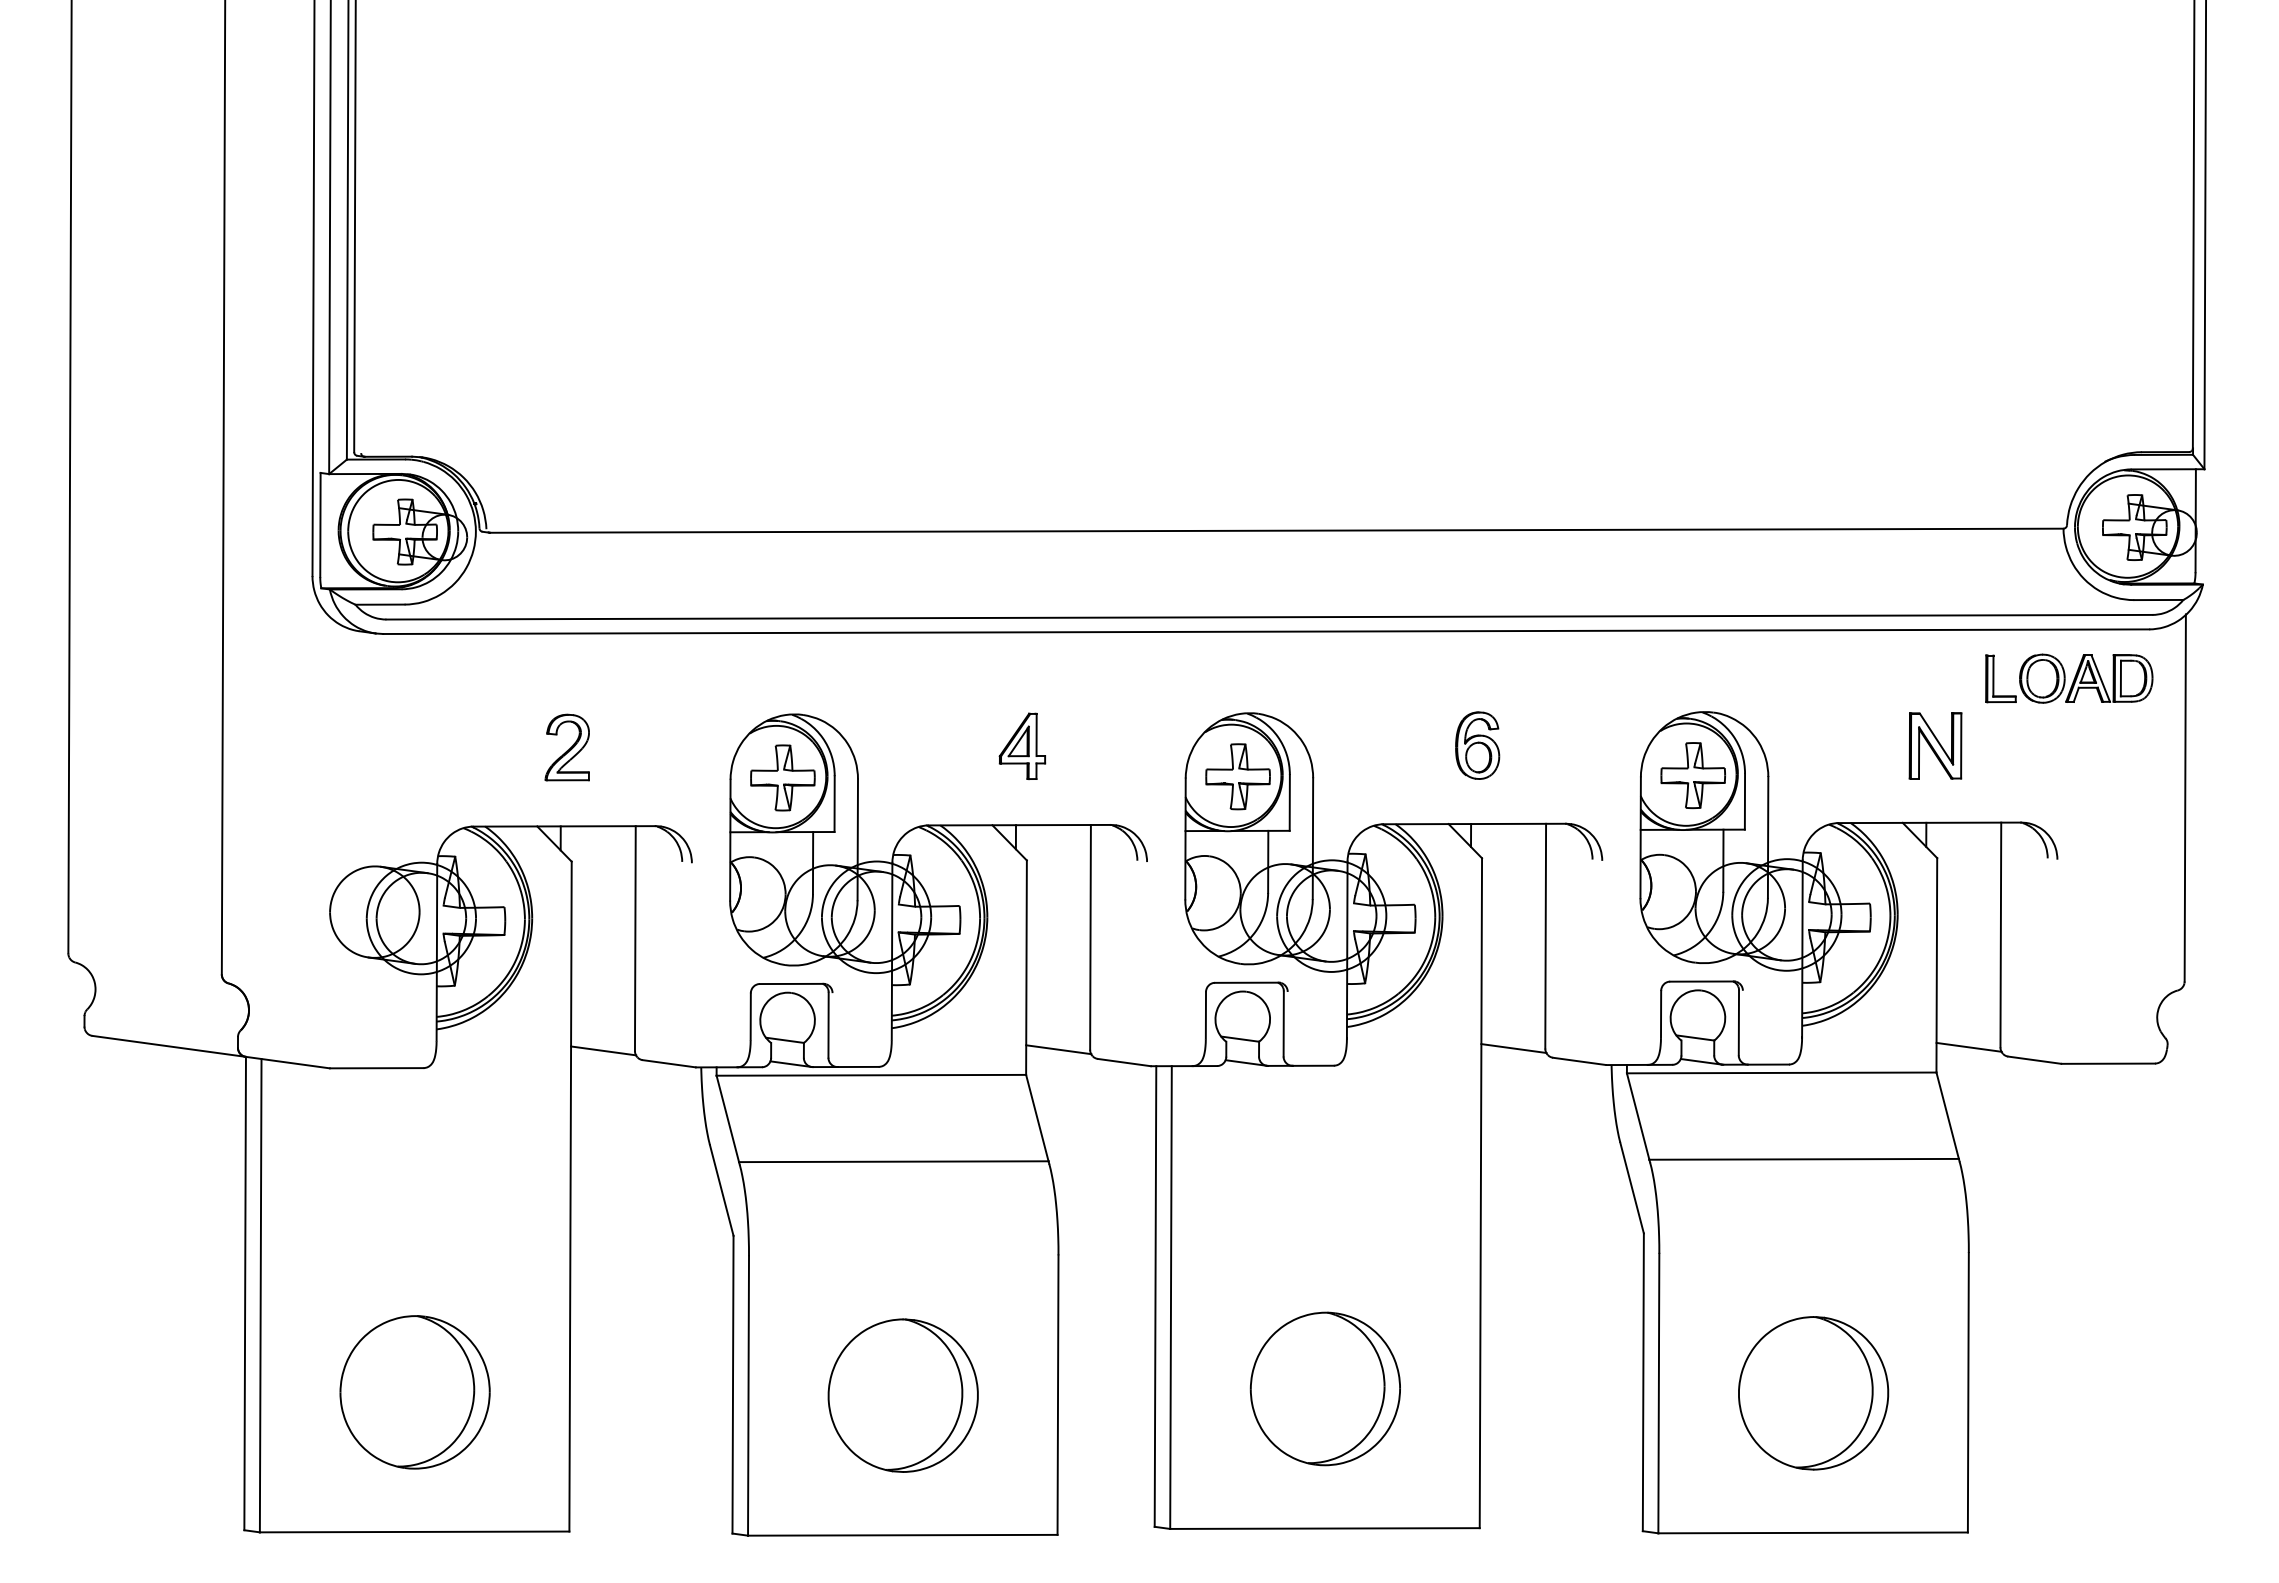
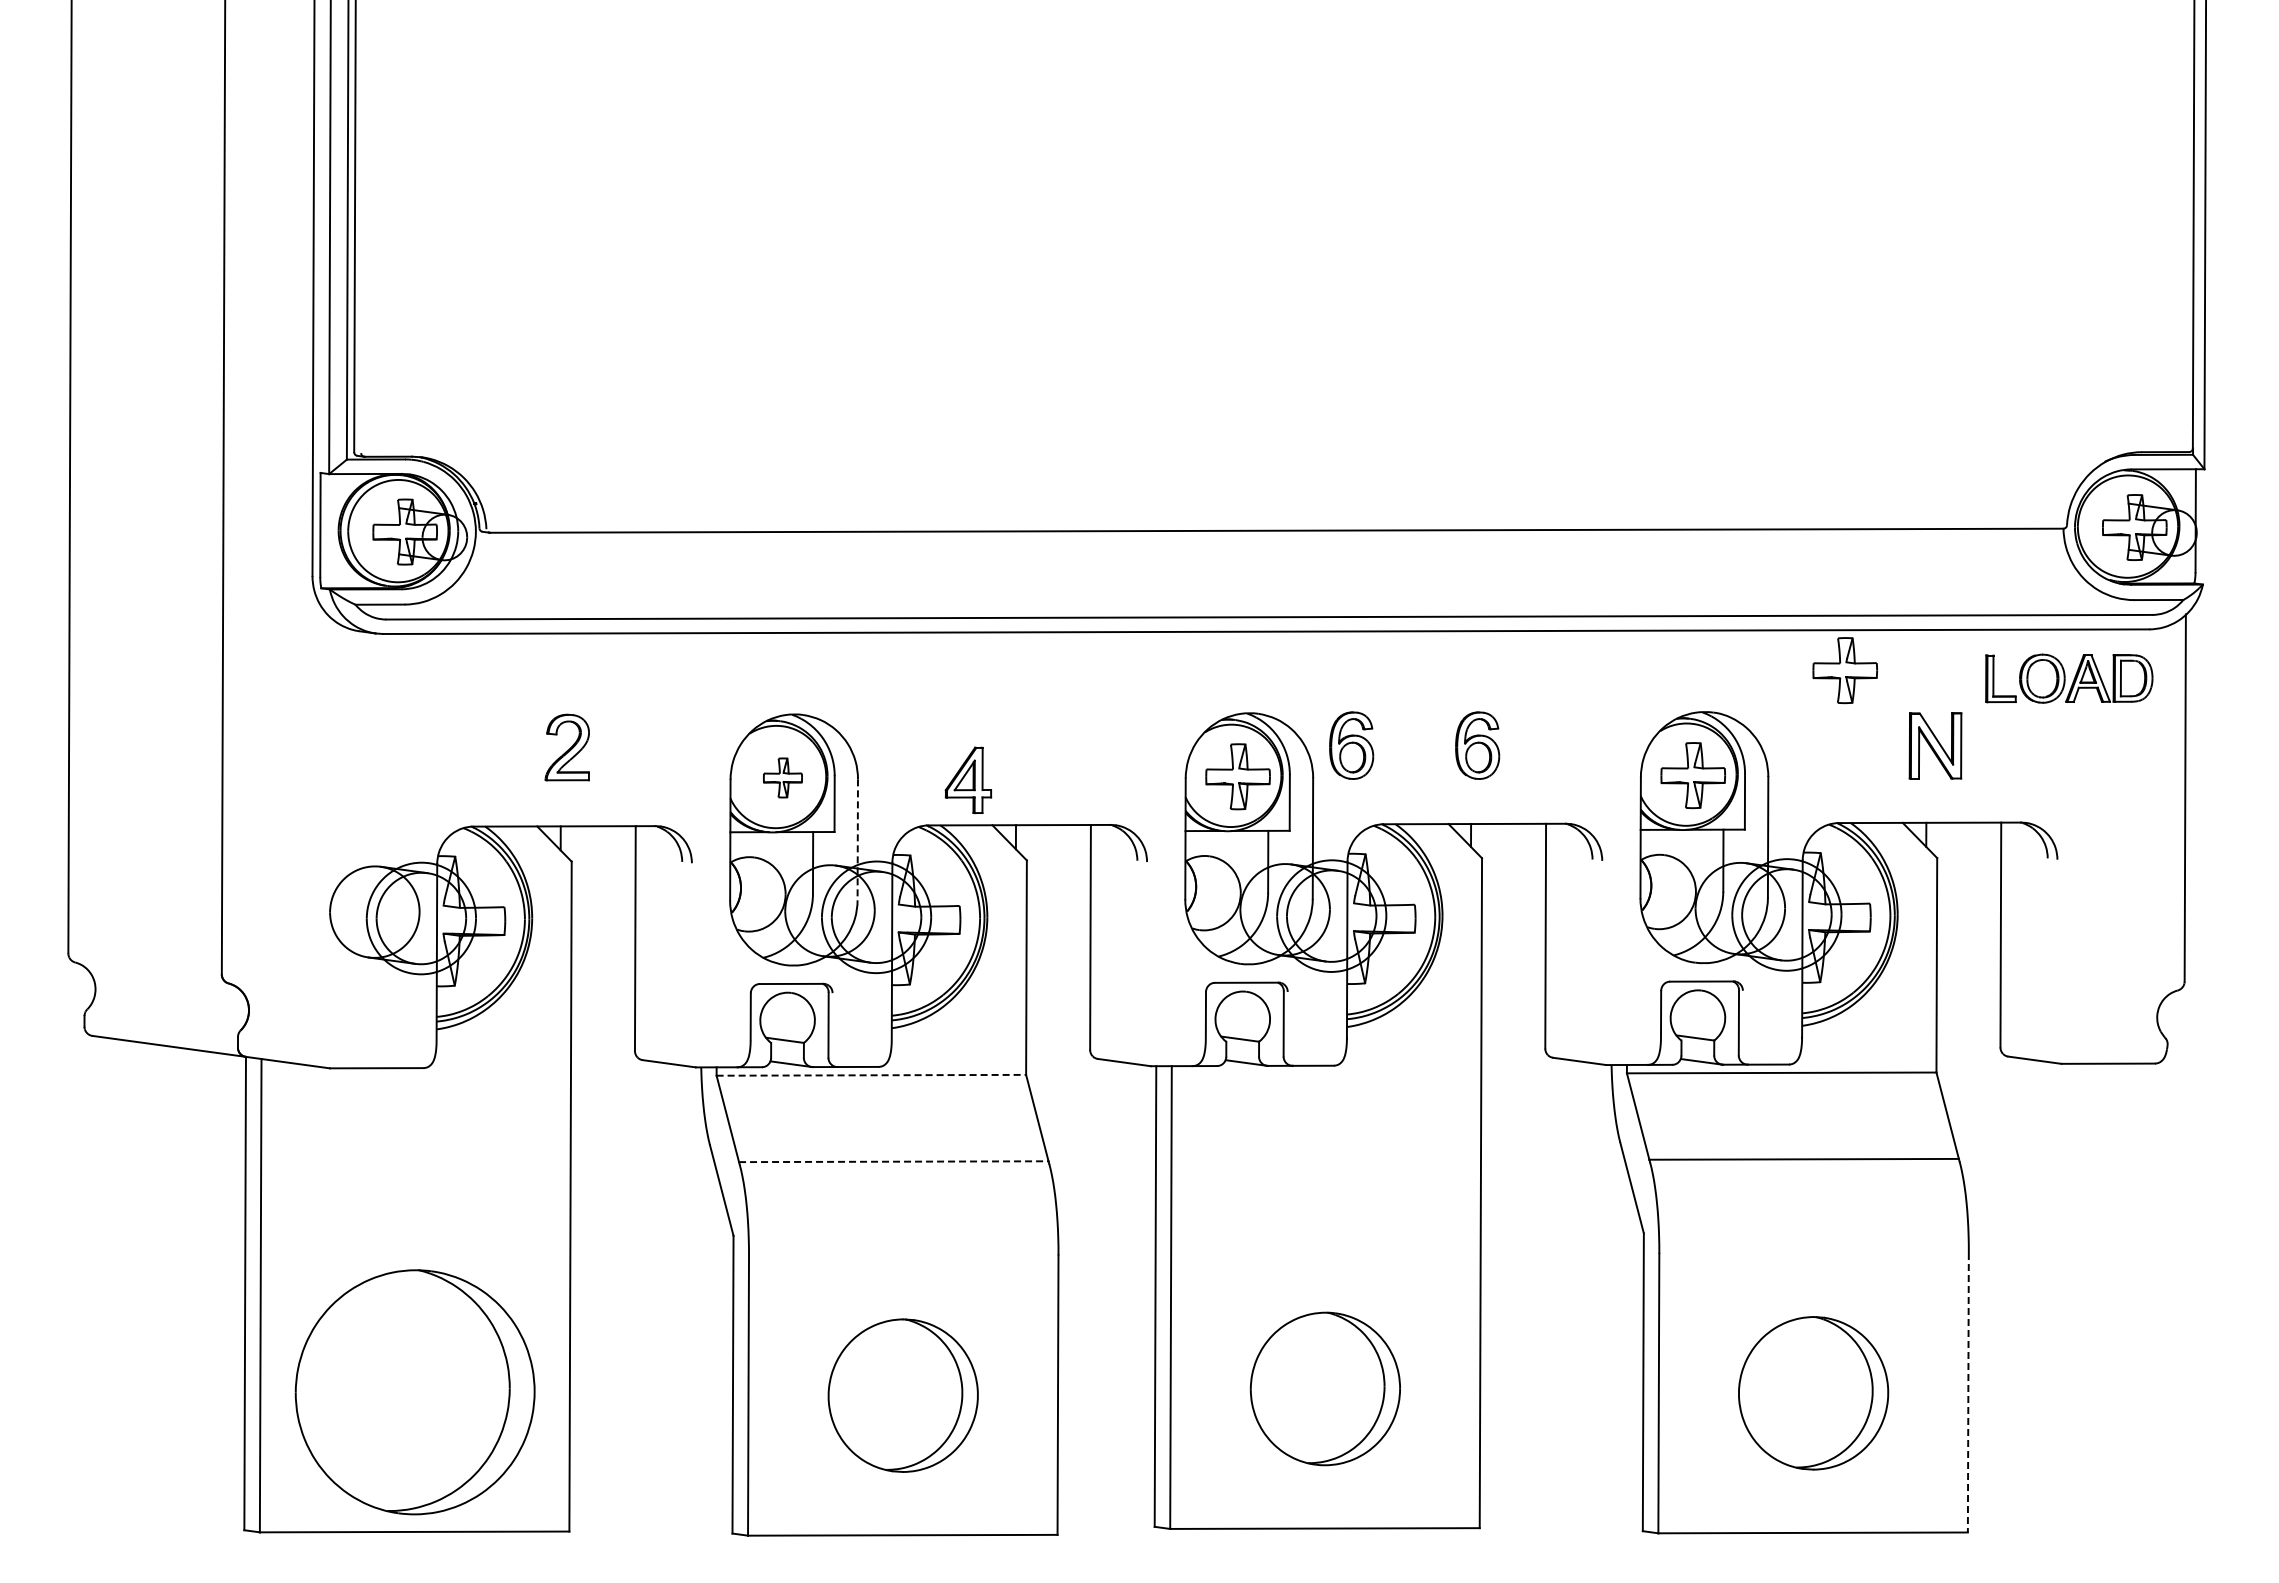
part: none -> present (1844, 670)
part: none -> present (1351, 745)
part position: (1022, 746) -> (968, 780) (968, 780)
part size: 66x68 px -> 40x42 px (782, 777)
line: solid -> dashed (857, 840)
line: present -> none (1968, 1046)
line: present -> none (1513, 1048)
line: present -> none (1058, 1049)
line: present -> none (603, 1050)
line: solid -> dashed (871, 1075)
line: solid -> dashed (893, 1161)
part size: 152x155 px -> 242x247 px (414, 1392)
line: solid -> dashed (1968, 1392)
